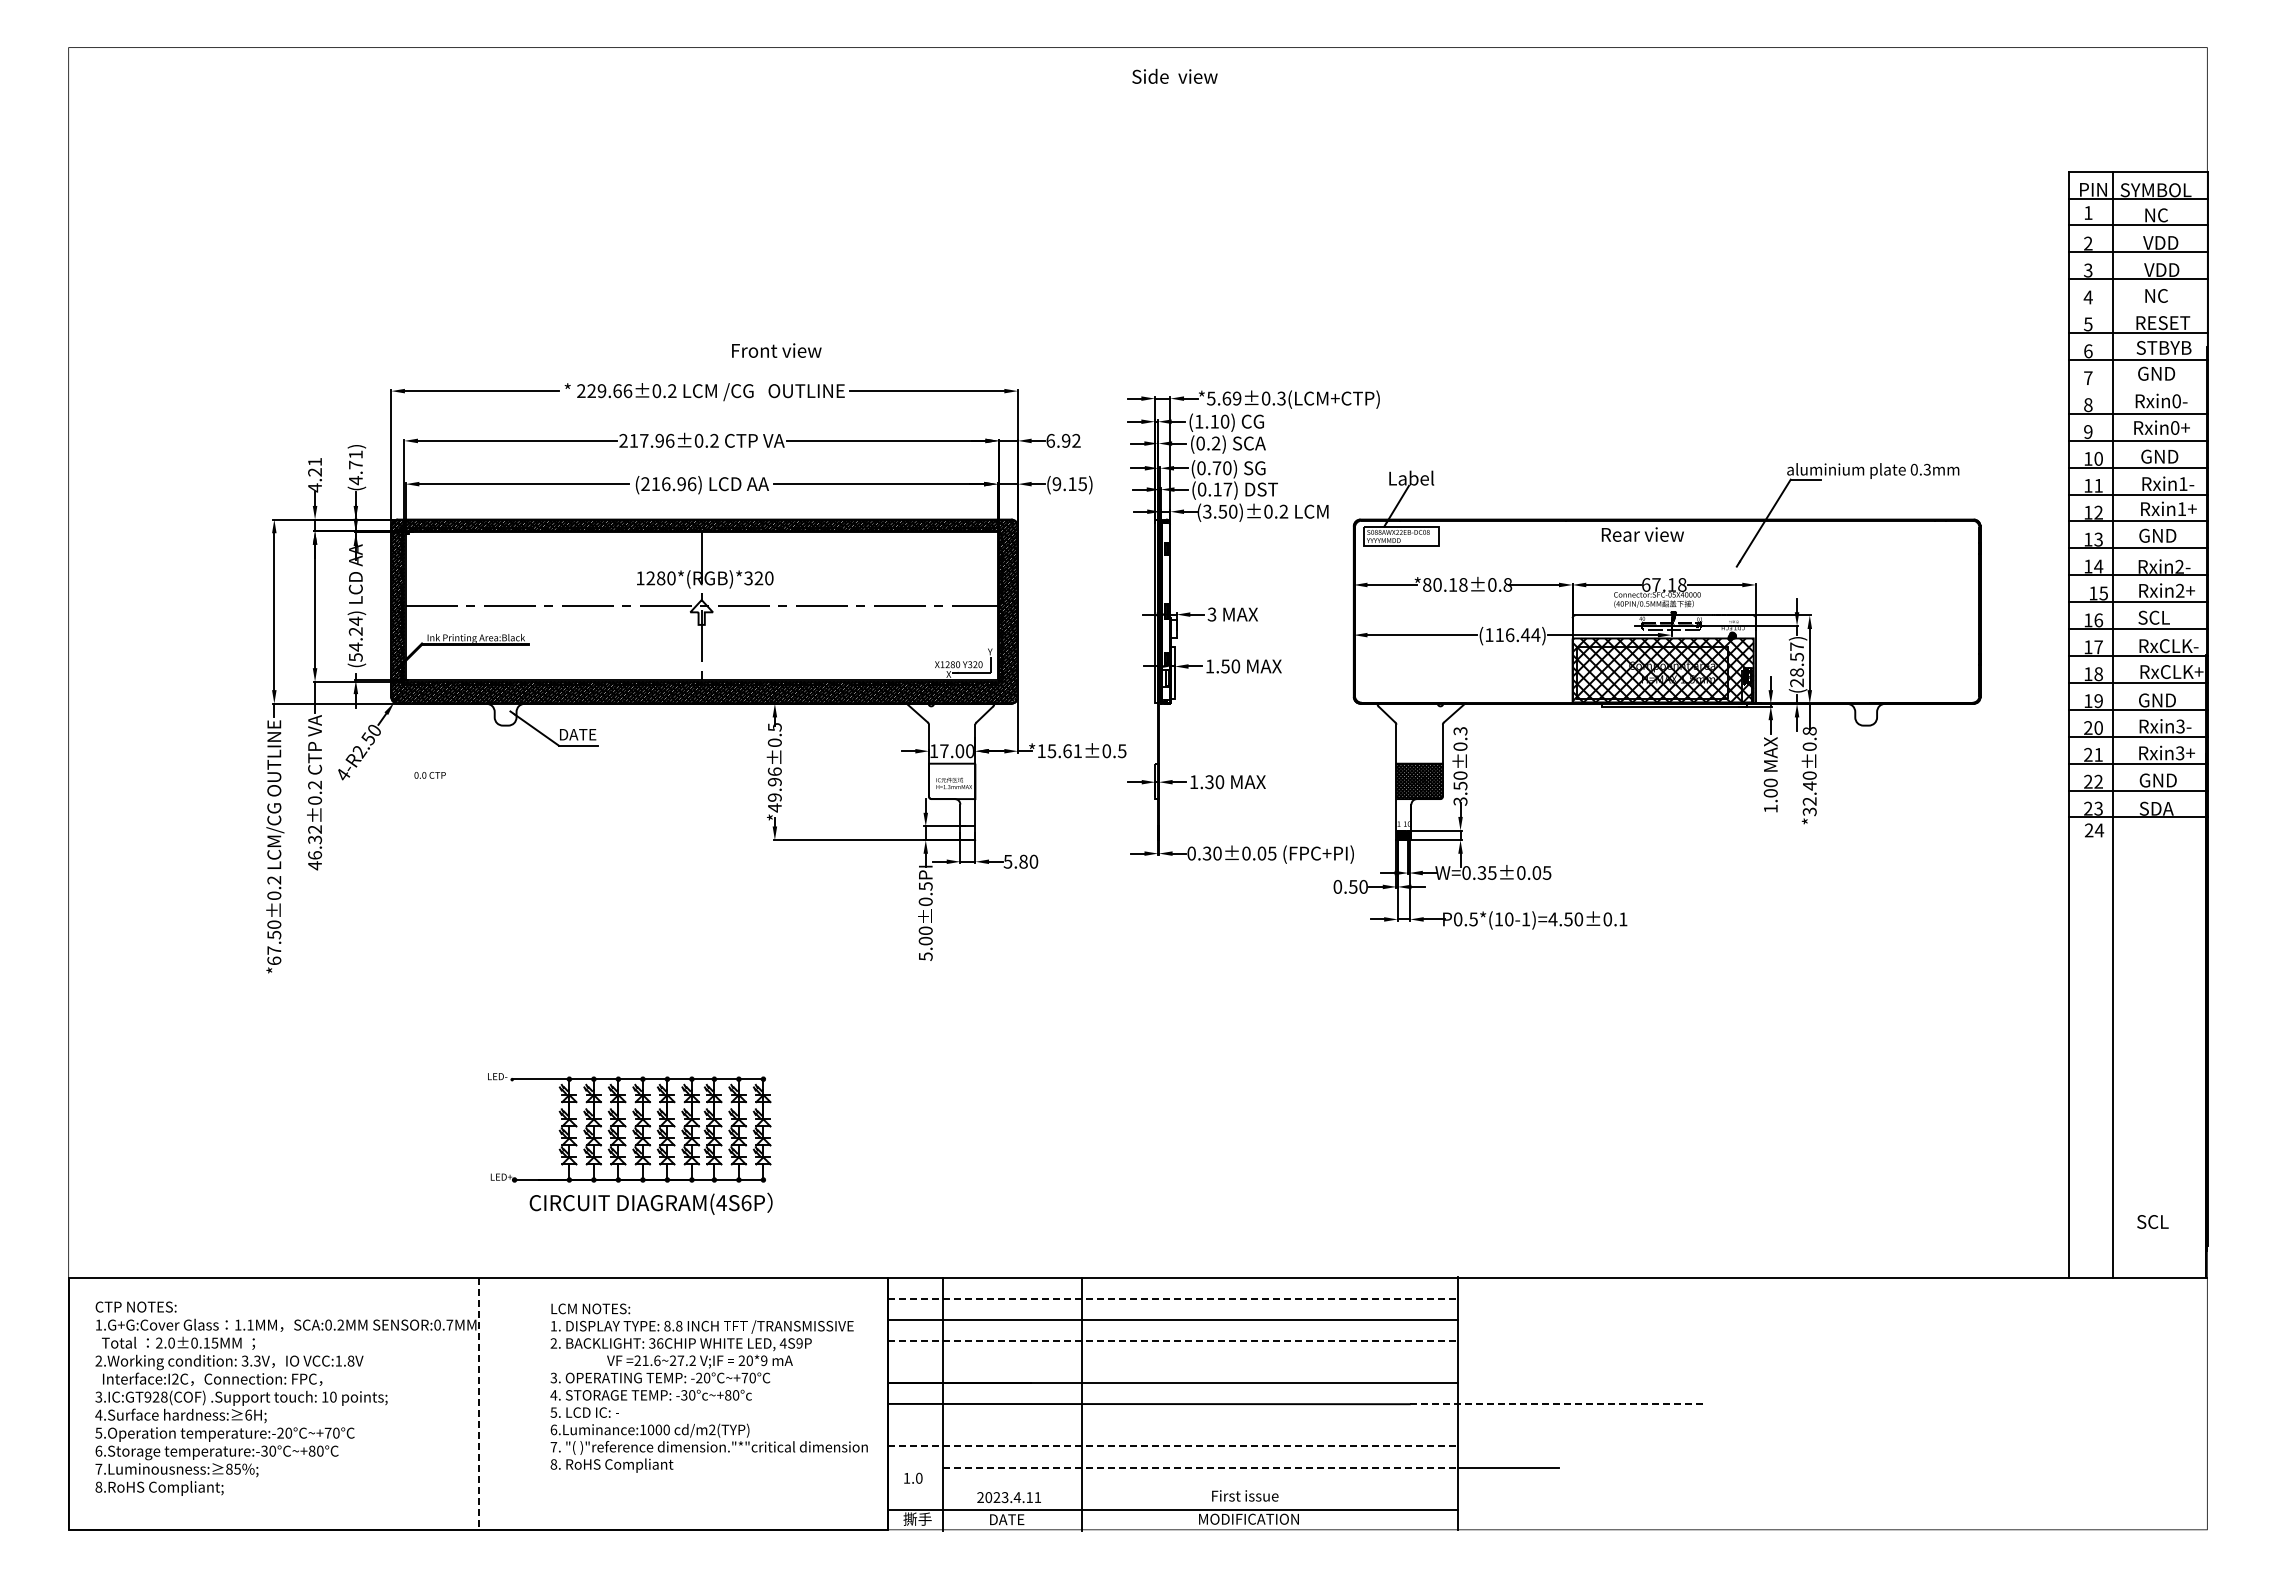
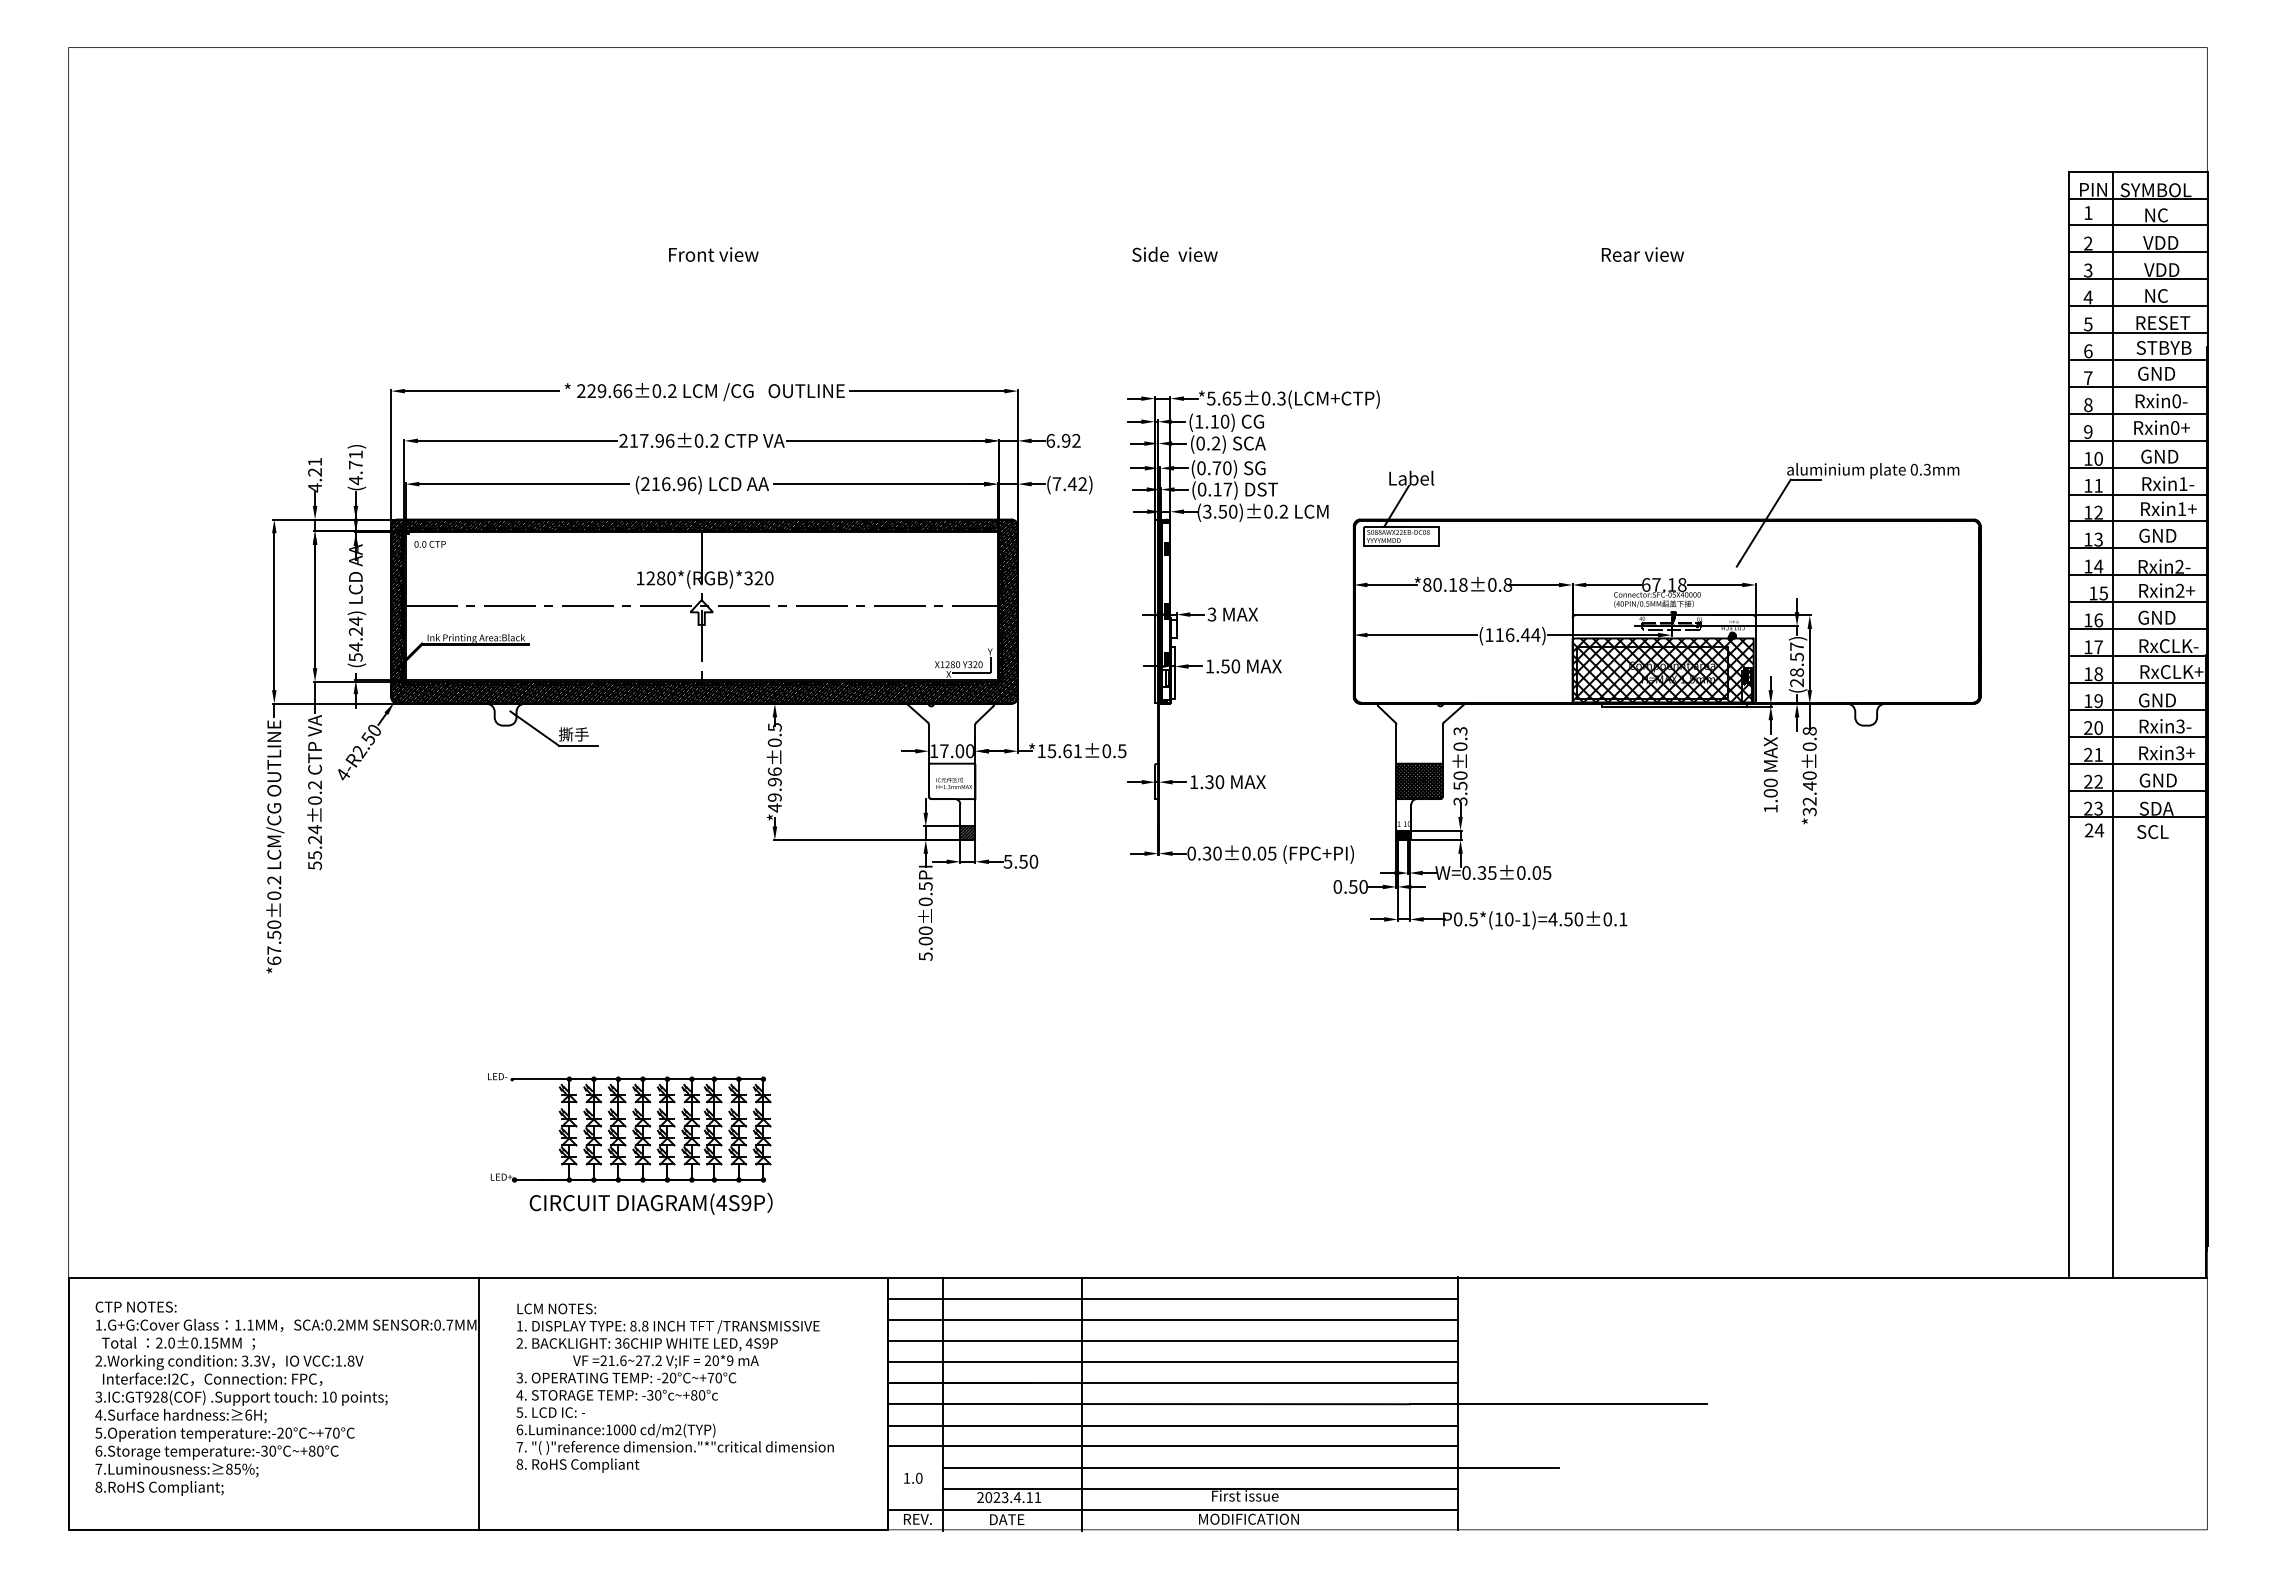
text position: (1174, 75) -> (1174, 253) (1174, 253)
line: none -> present (2138, 306)
text position: (776, 350) -> (713, 254) (713, 254)
line: none -> present (2138, 386)
text: *5.69±0.3(LCM+CTP) -> *5.65±0.3(LCM+CTP) (1236, 398)
text: (9.15) -> (7.42) (1069, 484)
text position: (1642, 534) -> (1642, 254) (1642, 254)
text: SCL -> GND (2156, 617)
text: DATE -> 撕手 (577, 734)
text position: (429, 775) -> (429, 544) (429, 544)
hatch: none -> present (967, 833)
text: 46.32±0.2 -> 55.24±0.2 (315, 847)
text: 5.80 -> 5.50 (1023, 861)
text: DIAGRAM(4S6P -> DIAGRAM(4S9P (746, 1203)
text position: (2152, 1221) -> (2152, 831) (2152, 831)
line: dashed -> solid (1172, 1299)
line: dashed -> solid (1172, 1341)
line: none -> present (1172, 1362)
text position: (708, 1387) -> (674, 1387) (674, 1387)
line: dashed -> solid (478, 1404)
line: dashed -> solid (1558, 1404)
line: none -> present (1172, 1425)
line: dashed -> solid (1172, 1446)
line: dashed -> solid (1200, 1467)
line: none -> present (1199, 1488)
text: 撕手 -> REV. (917, 1518)
